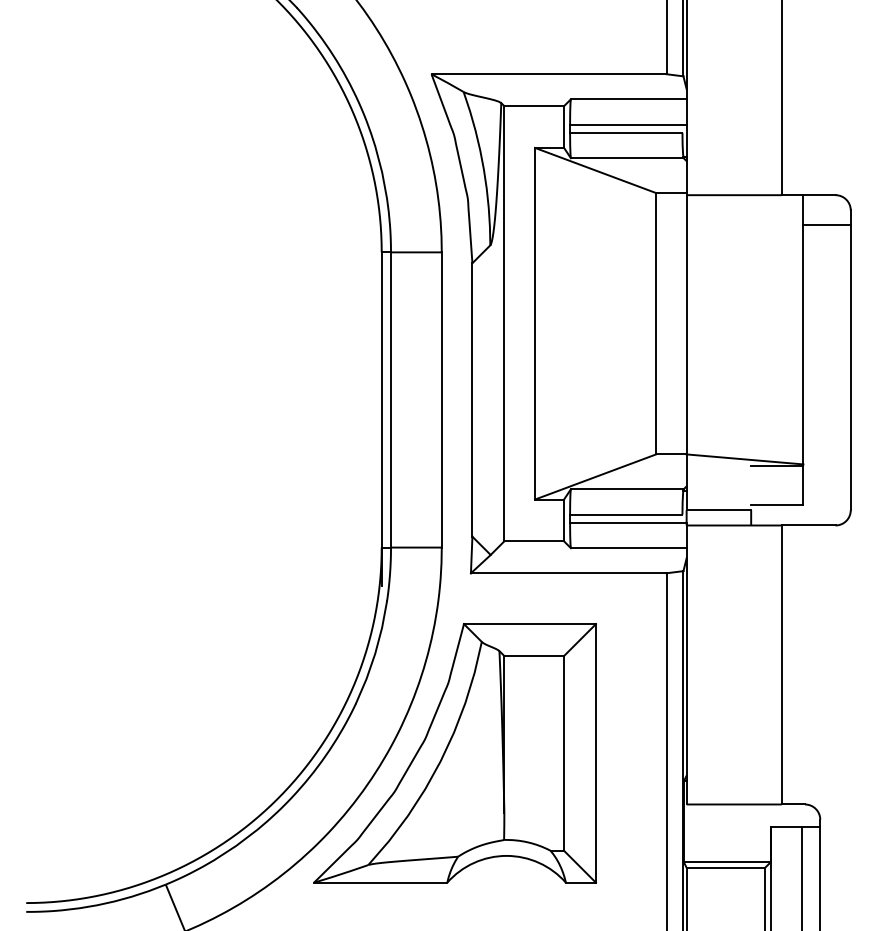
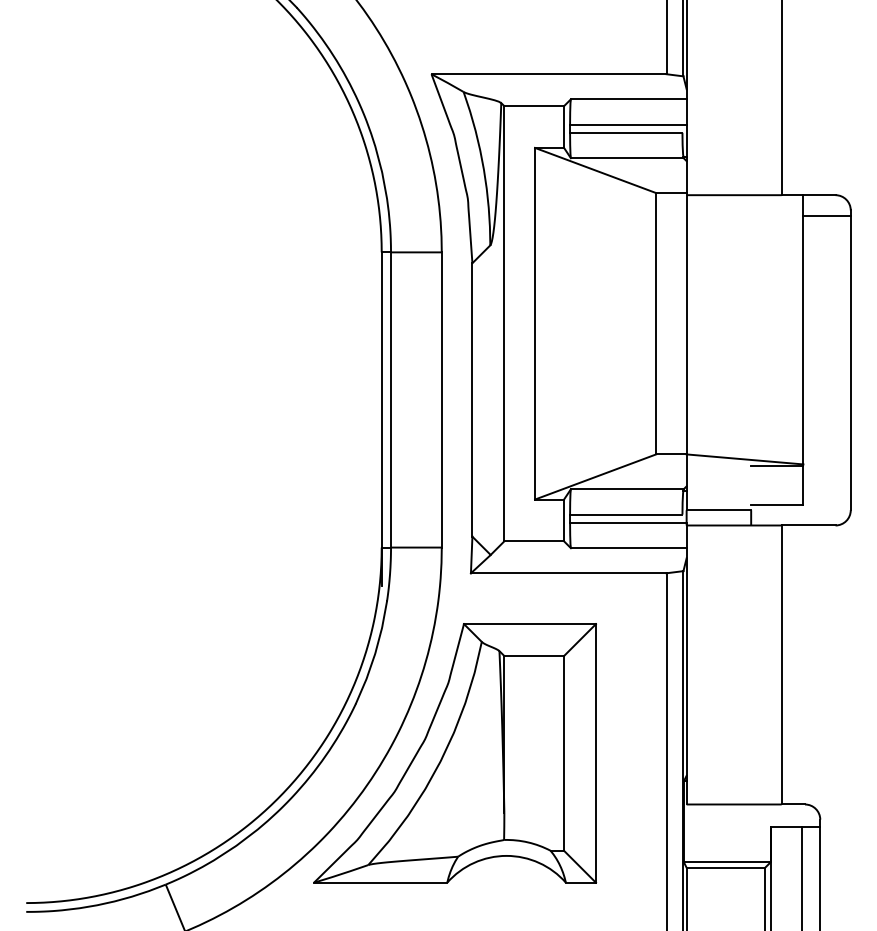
line position: (826, 224) -> (826, 215) (826, 215)
